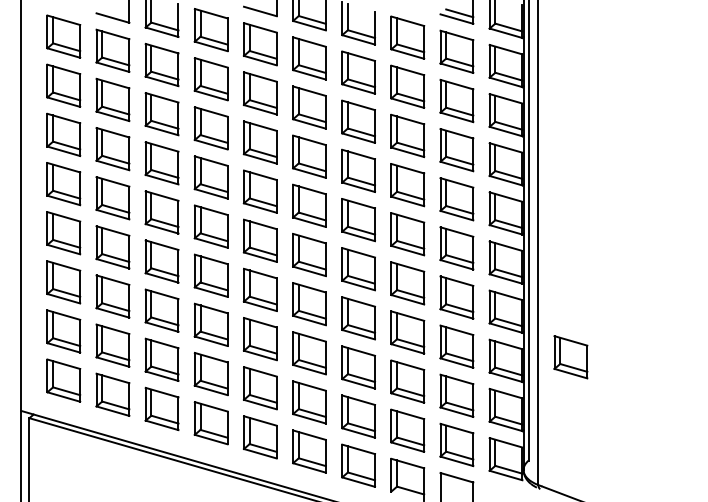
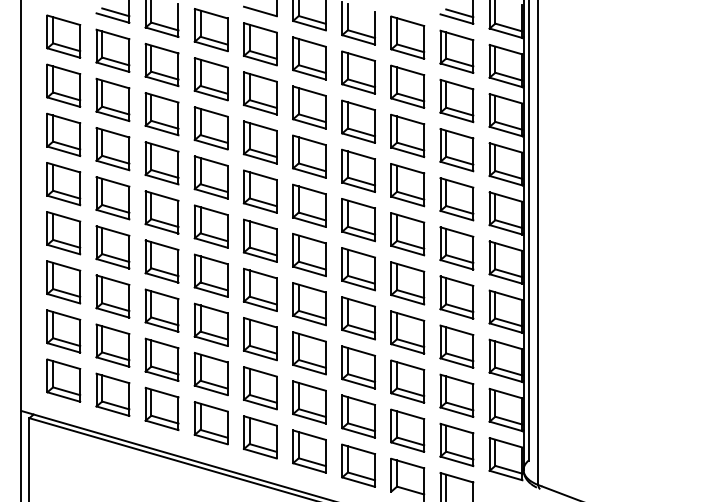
line: none -> present (115, 12)
part: present -> none (570, 357)
line: none -> present (446, 486)
